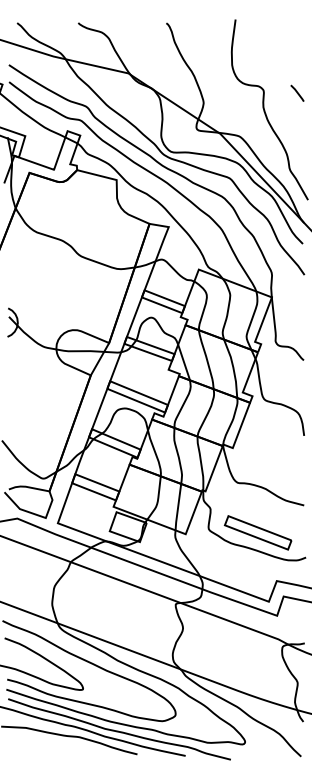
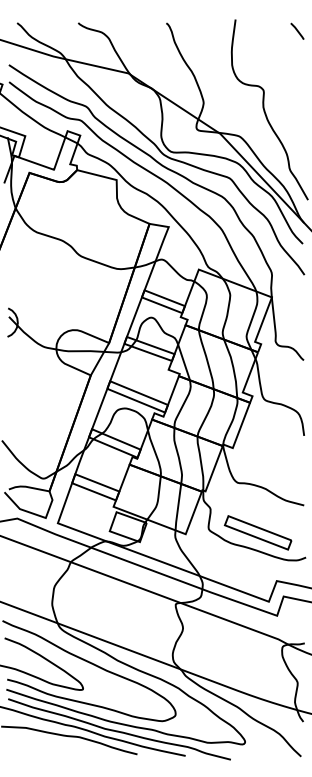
line position: (297, 92) -> (297, 30) (297, 30)
